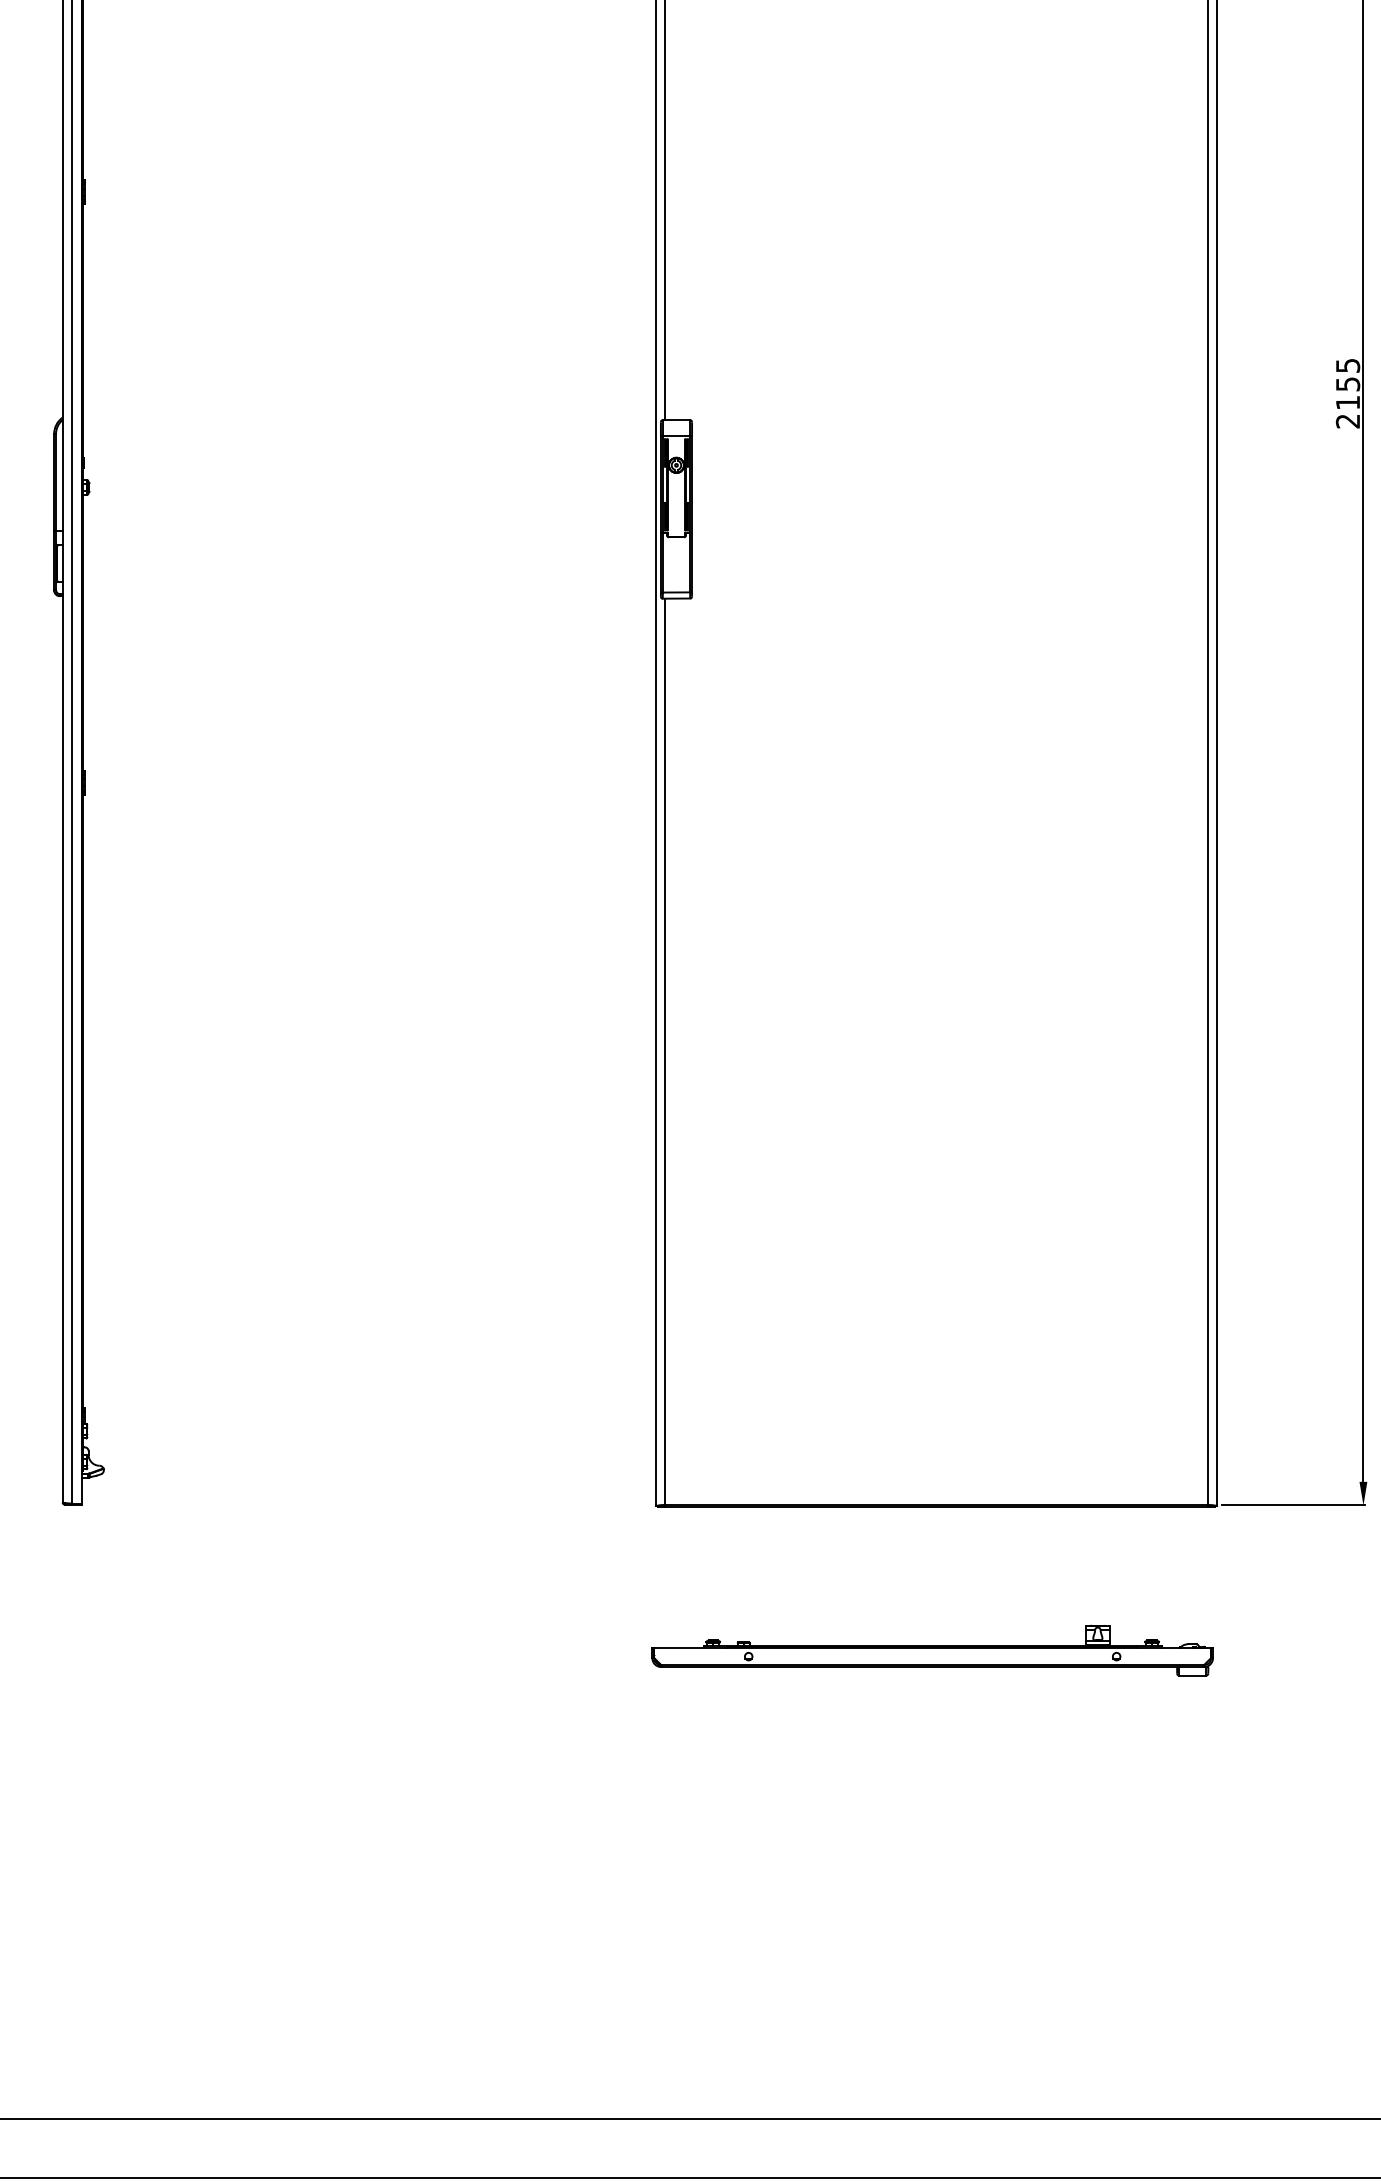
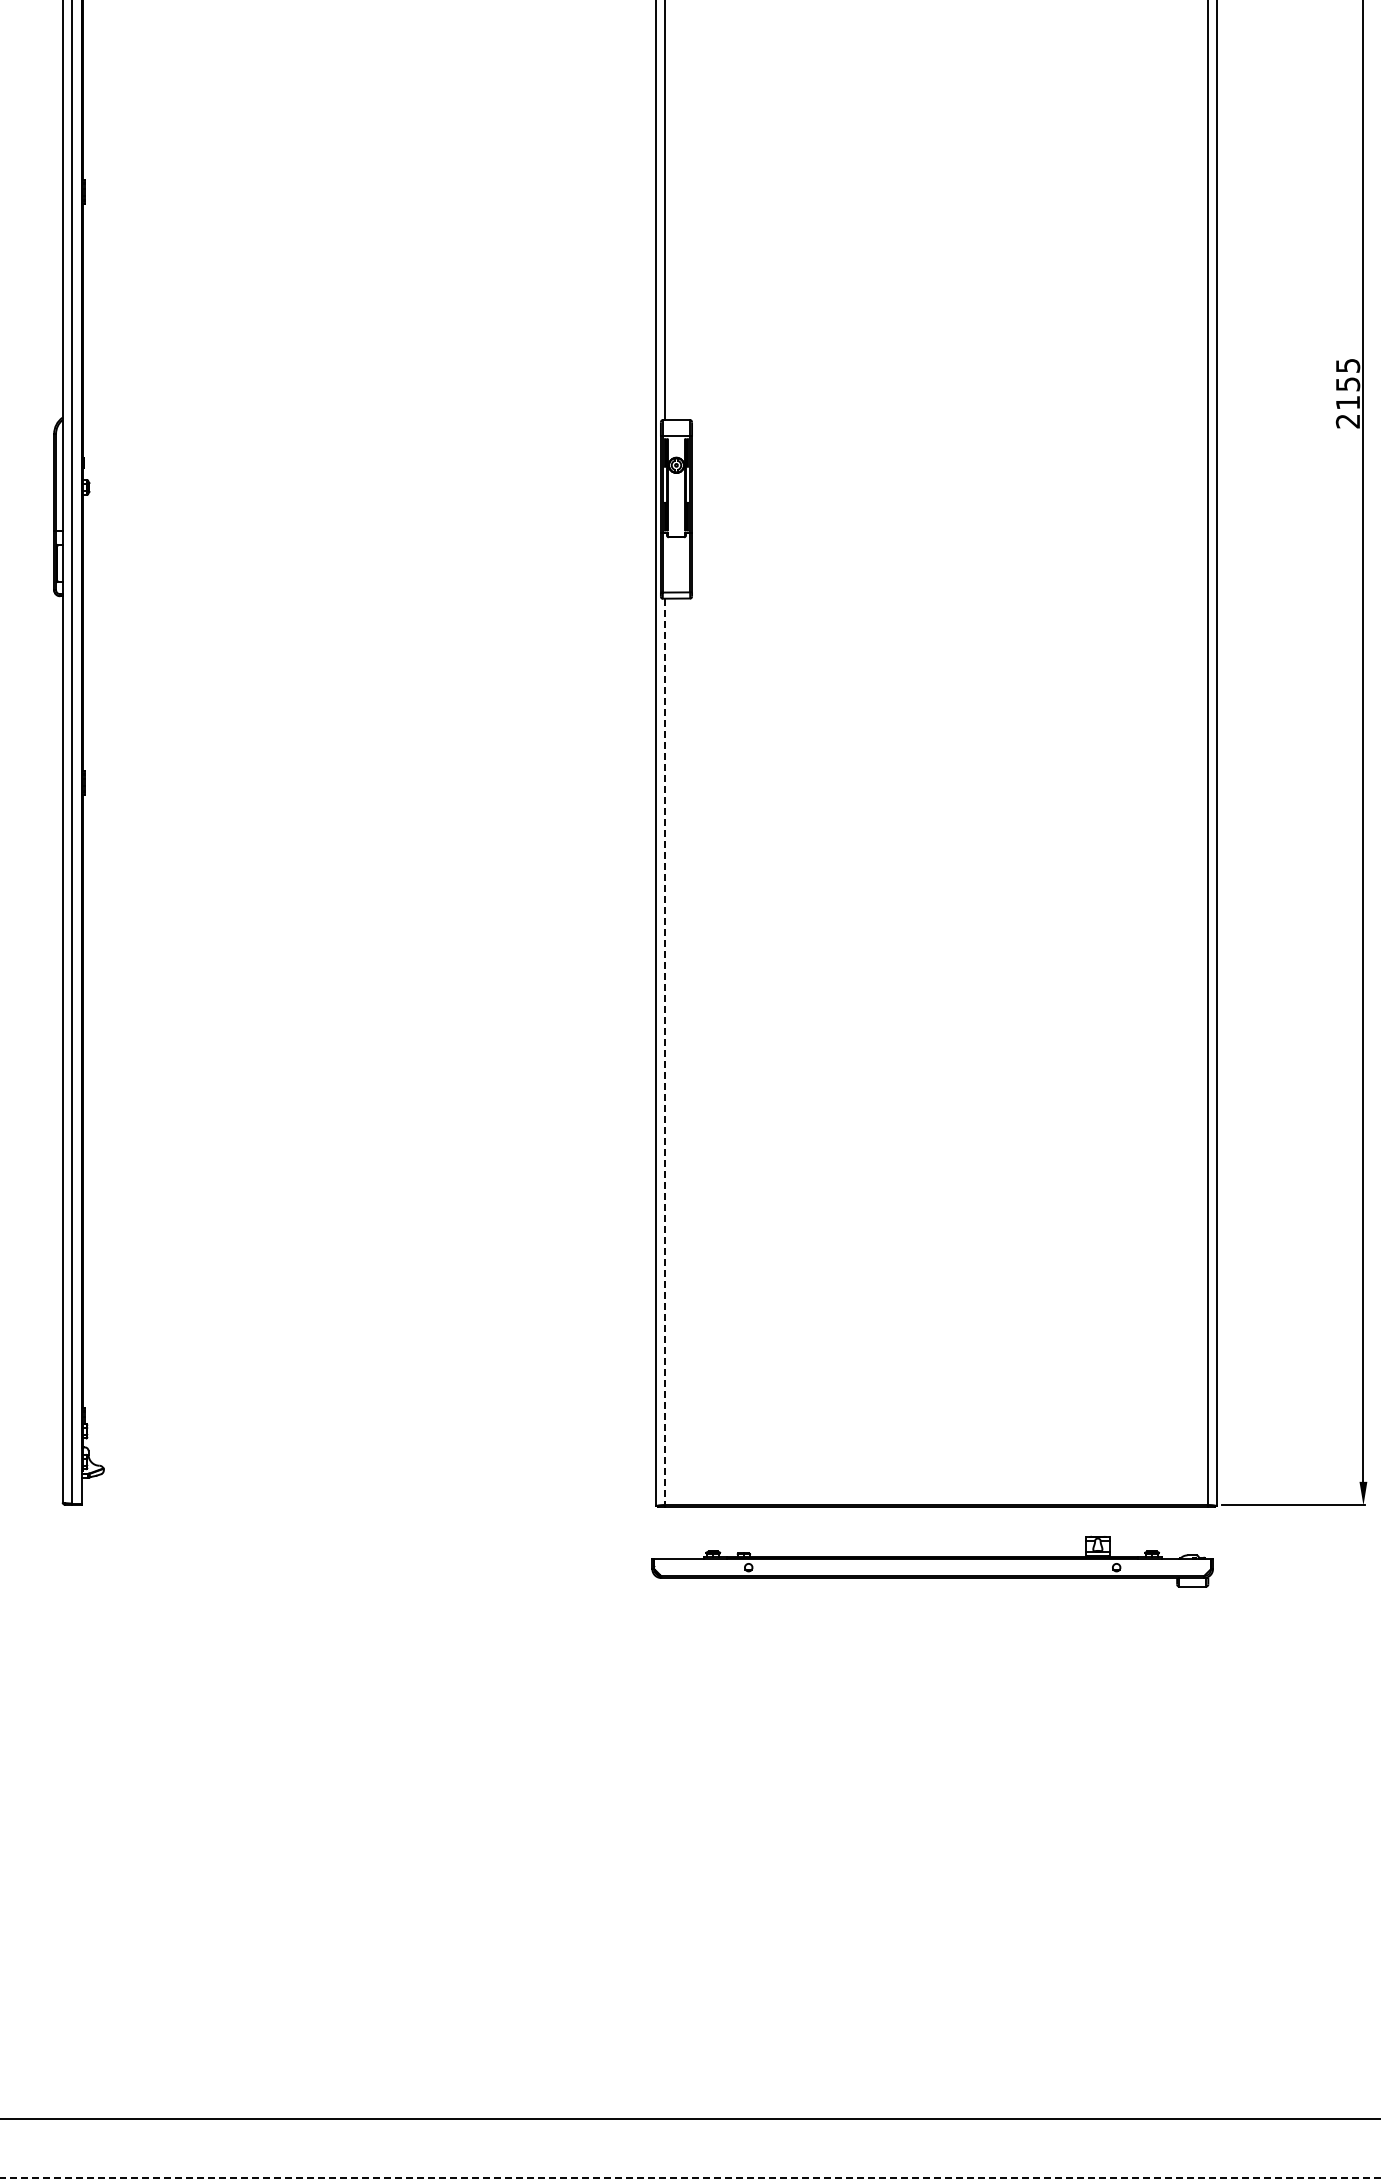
line: solid -> dashed (665, 1052)
part position: (932, 1650) -> (932, 1561) (932, 1561)
line: solid -> dashed (690, 2177)
